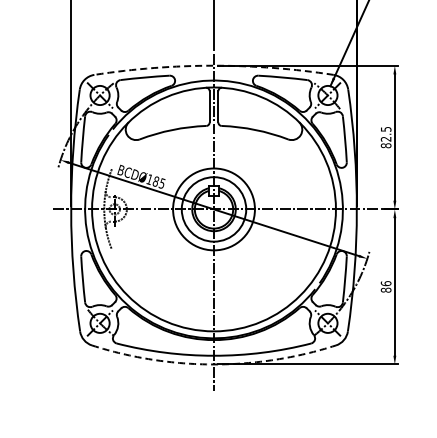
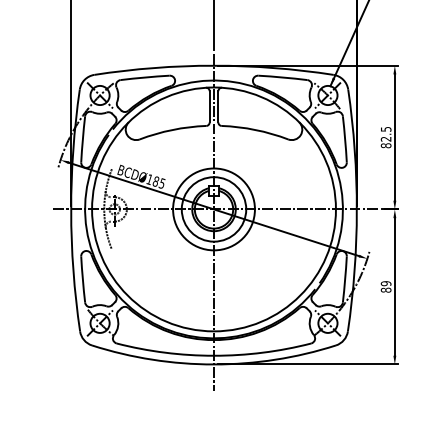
arc: dashed -> solid (214, 65)
text: 86 -> 89 (385, 283)
arc: dashed -> solid (214, 364)
